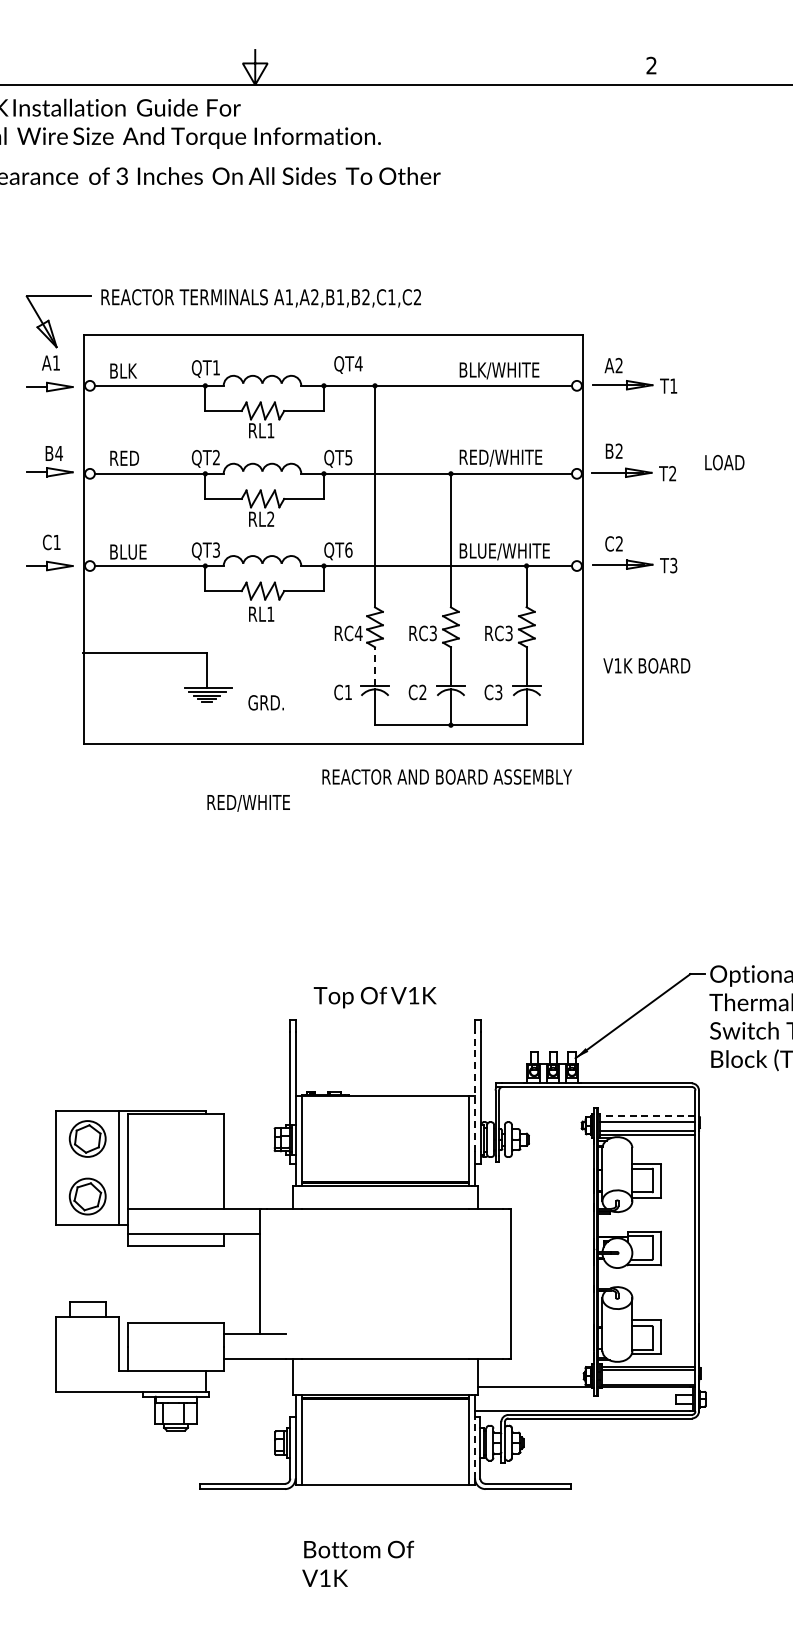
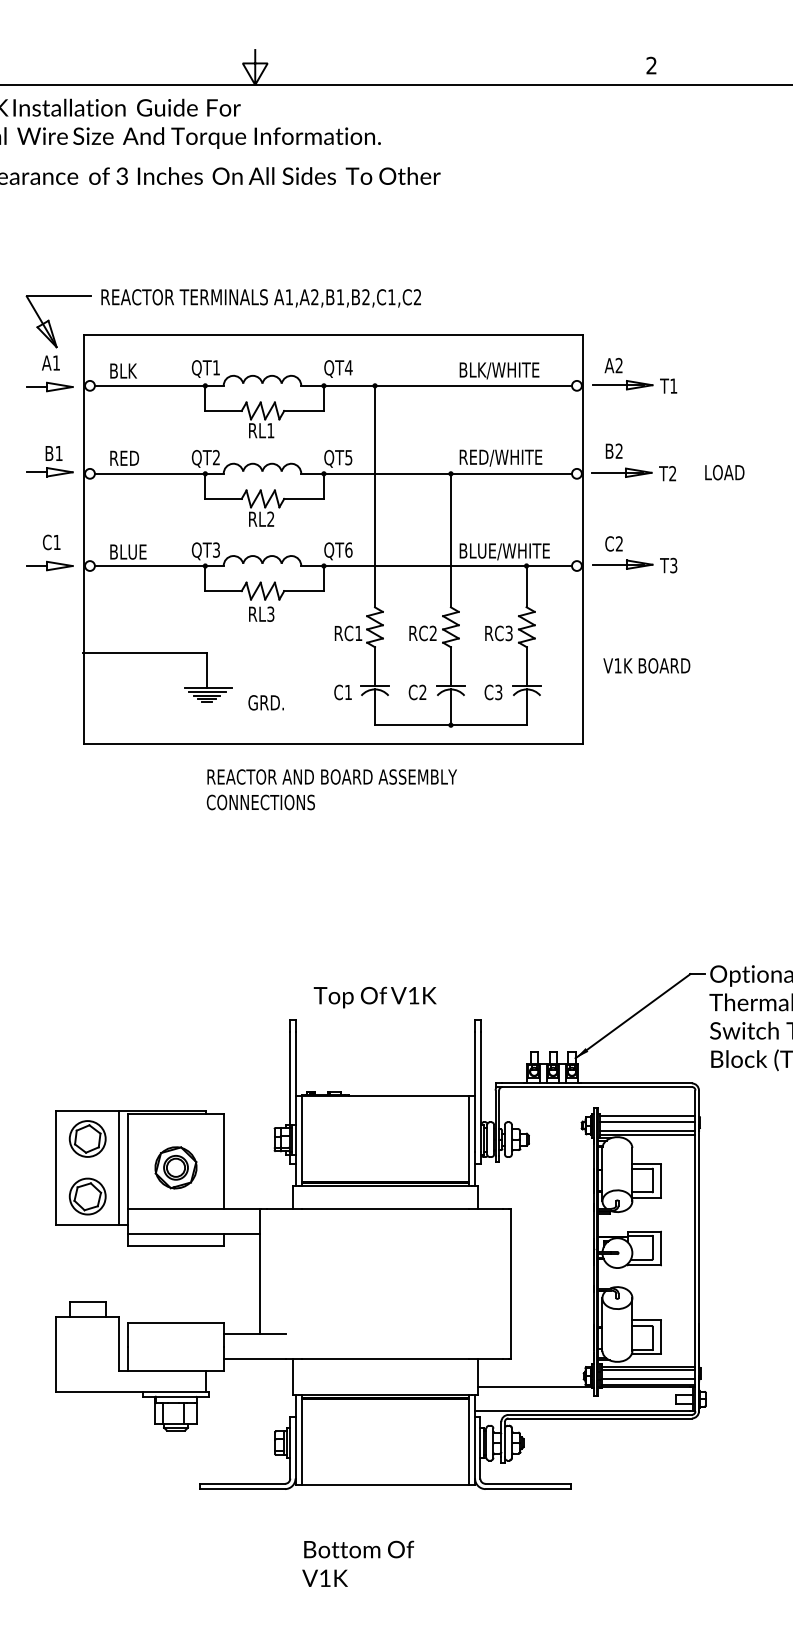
text position: (348, 364) -> (338, 368) (338, 368)
text: B4 -> B1 (58, 453)
text position: (724, 462) -> (724, 472) (724, 472)
text: RL1 -> RL3 (270, 613)
text: RC4 -> RC1 (358, 633)
text: RC3 -> RC2 (432, 633)
line: dashed -> solid (375, 665)
text position: (446, 776) -> (331, 776) (331, 776)
text: RED/WHITE -> CONNECTIONS (260, 802)
line: dashed -> solid (475, 1091)
line: dashed -> solid (647, 1116)
part: none -> present (175, 1167)
line: none -> present (648, 1378)
line: dashed -> solid (475, 1447)
